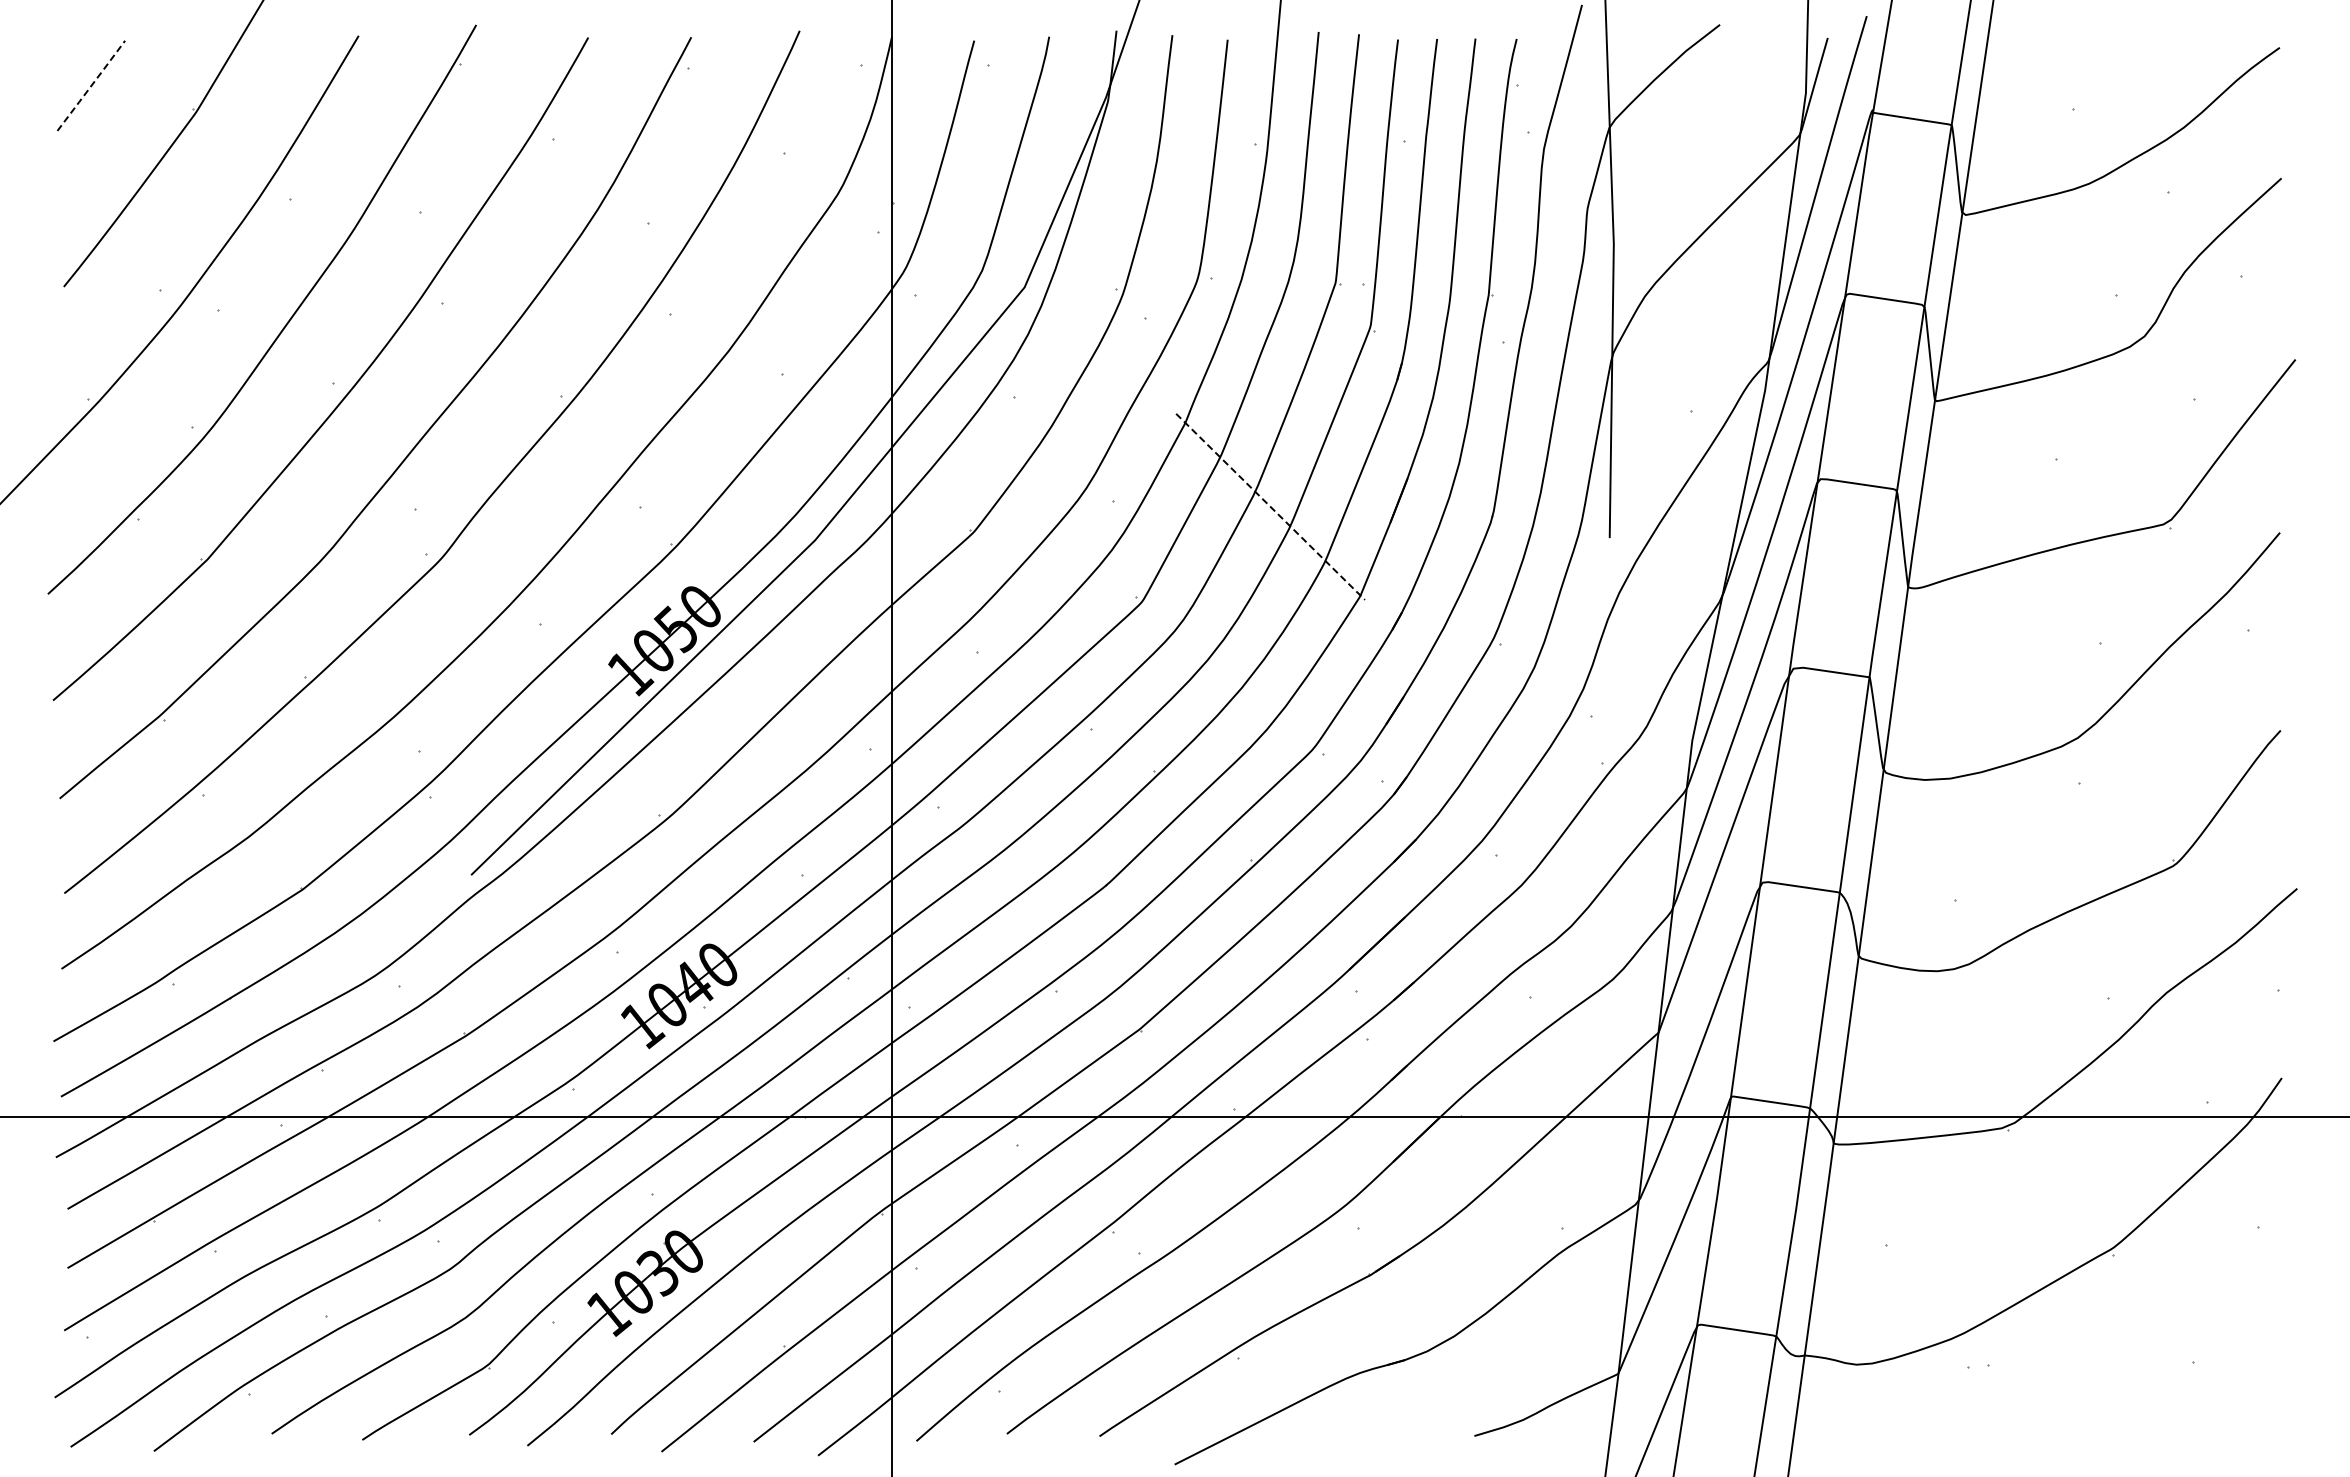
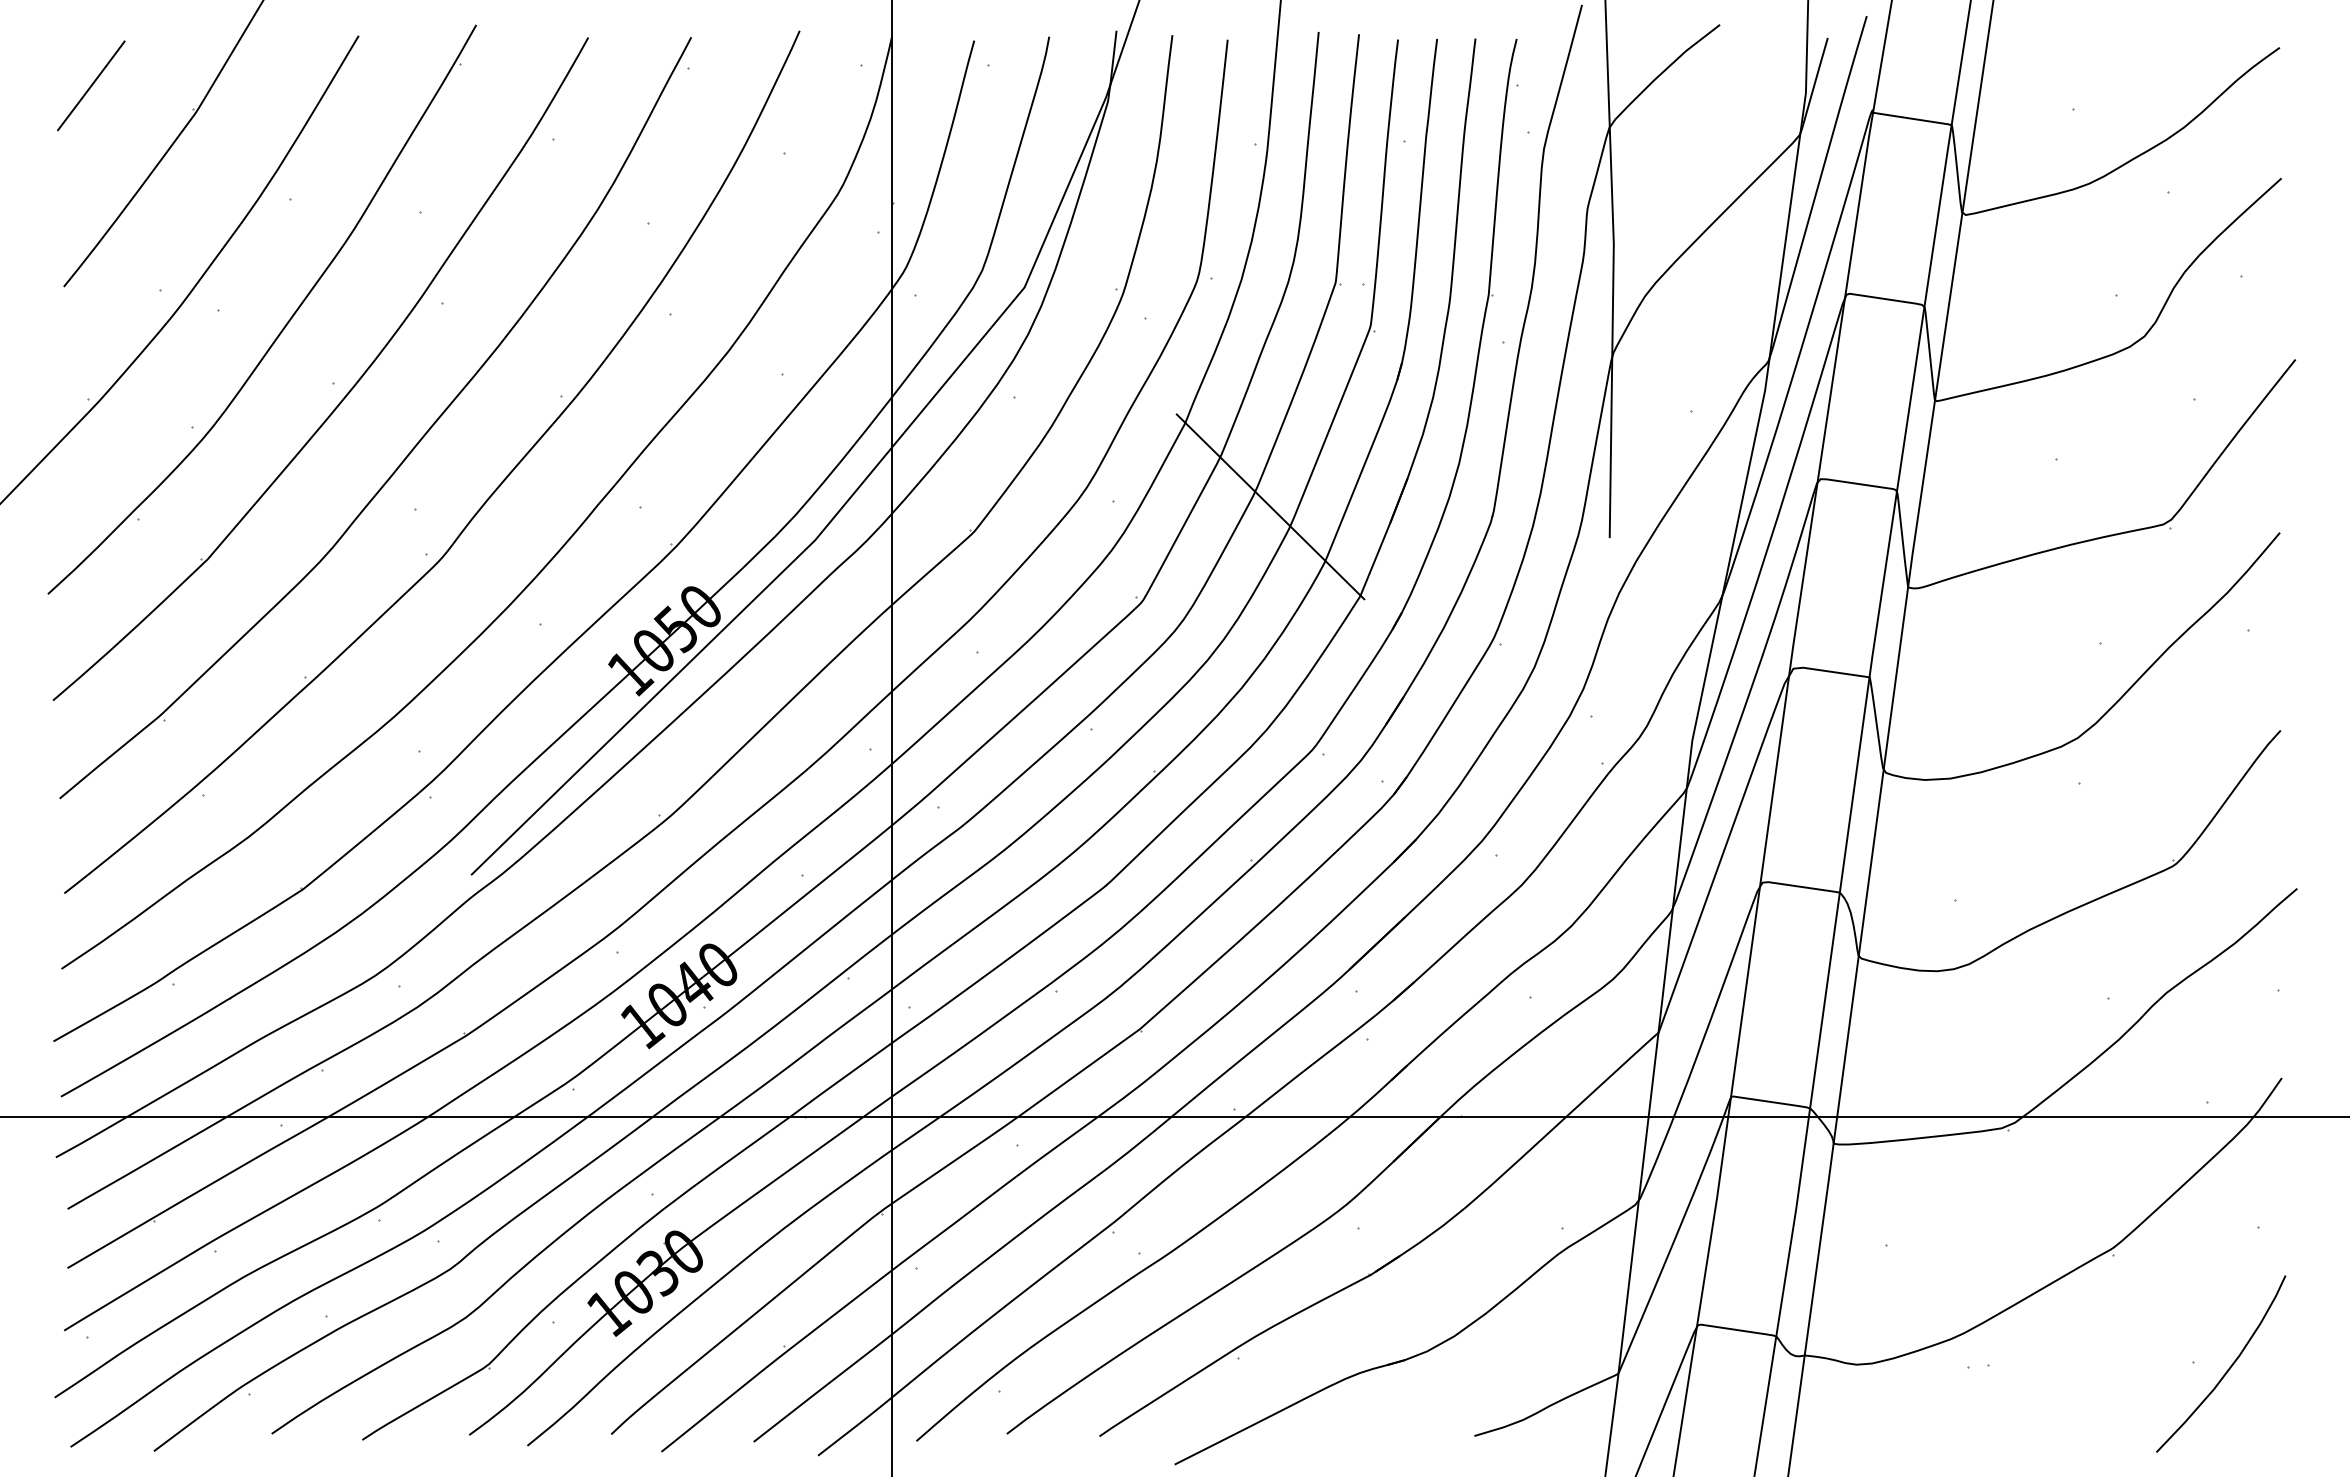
line: dashed -> solid (91, 86)
line: dashed -> solid (1270, 506)
curve: none -> present (2227, 1369)
